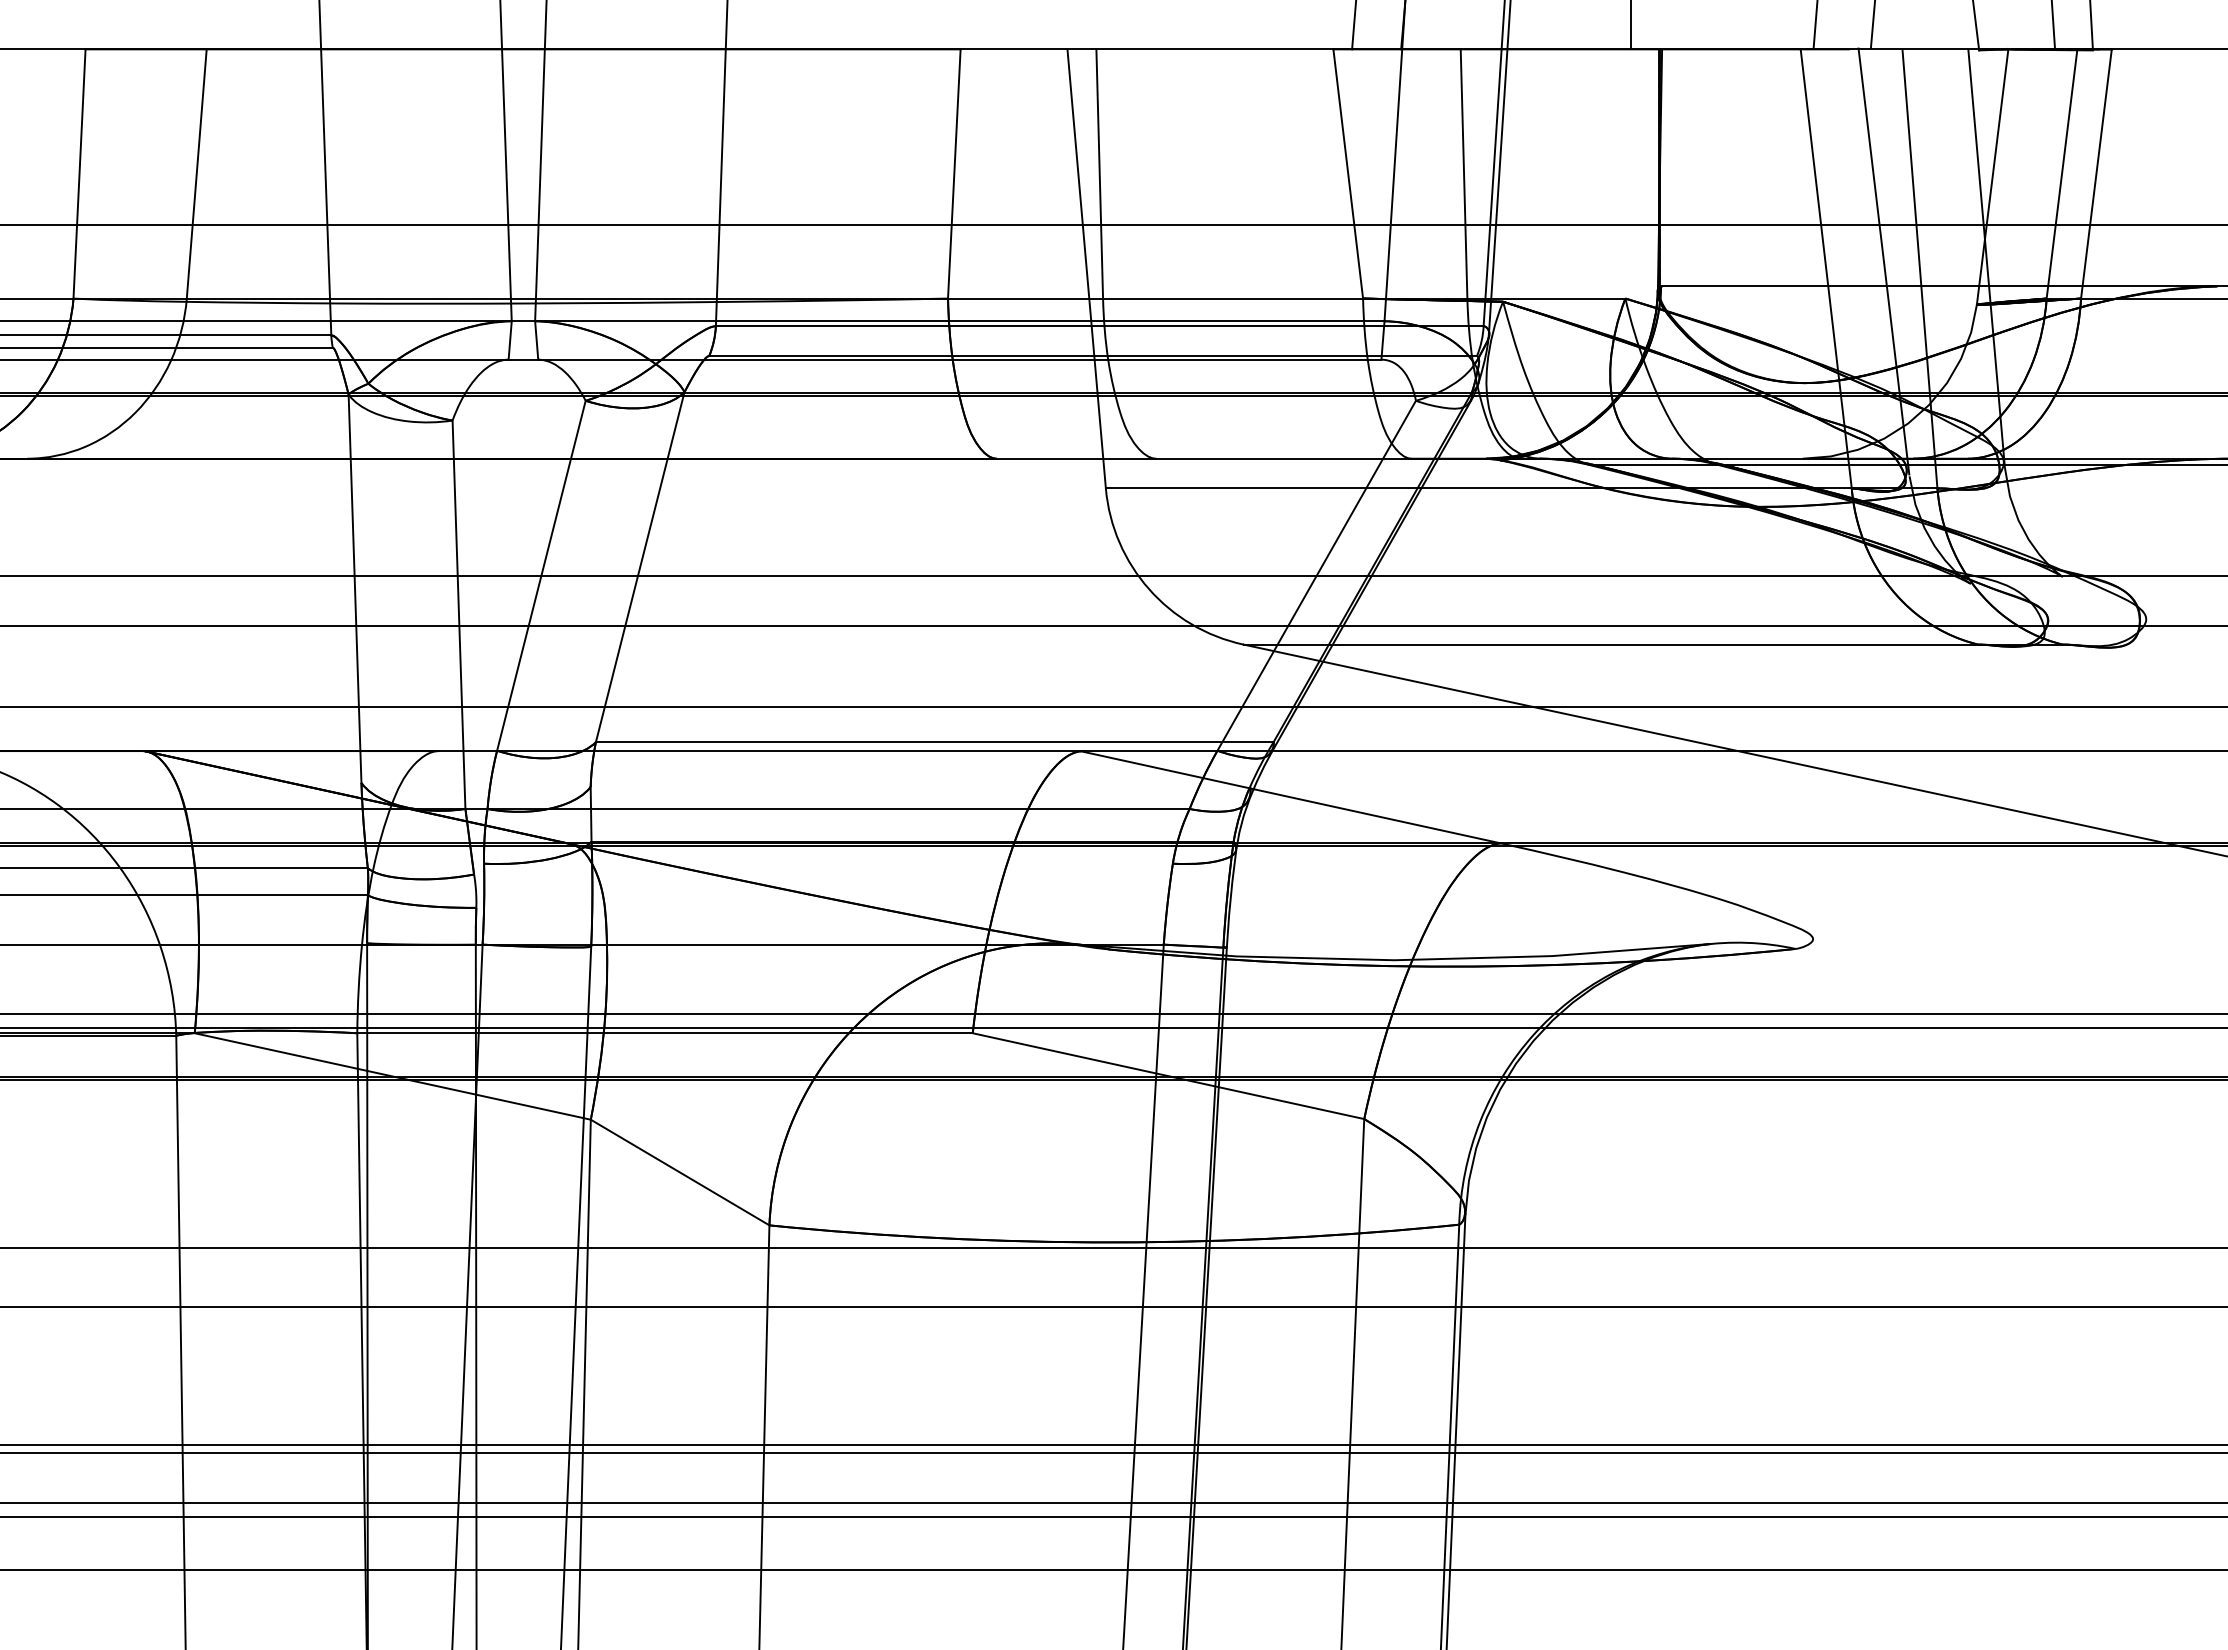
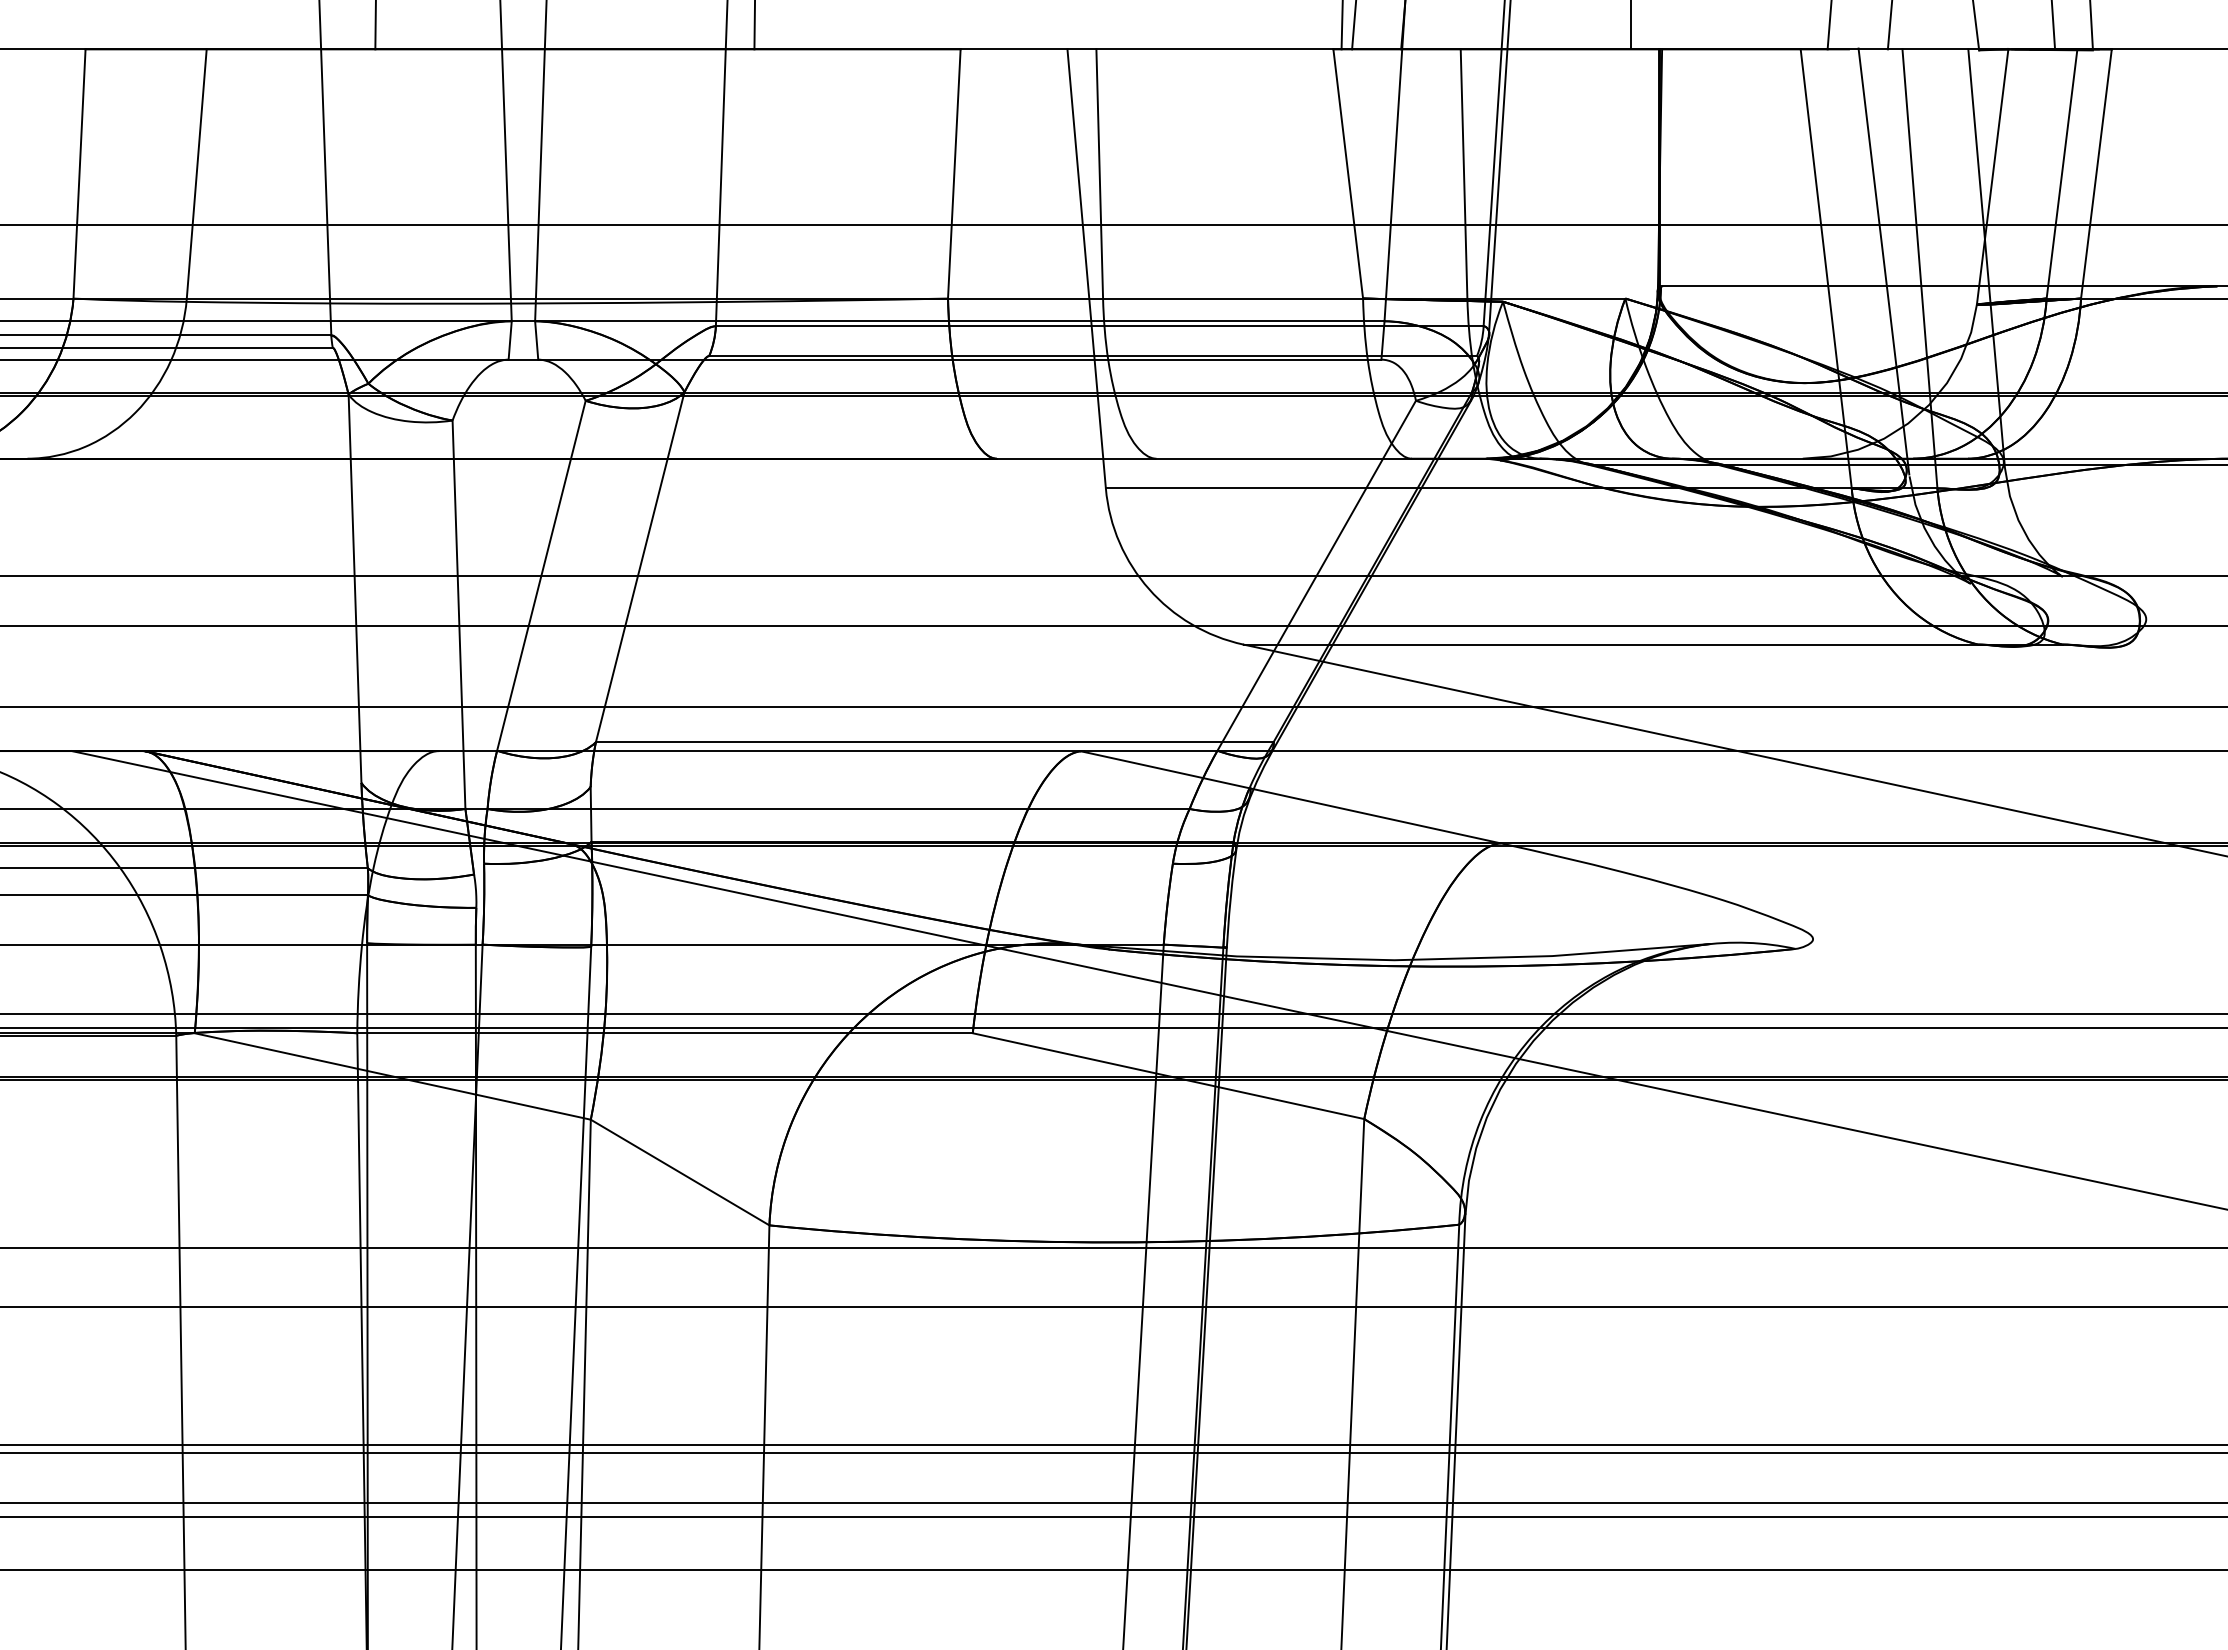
line: none -> present (375, 25)
line: none -> present (754, 25)
line: none -> present (1341, 25)
line position: (1815, 25) -> (1829, 25) (1829, 25)
line position: (1872, 25) -> (1889, 25) (1889, 25)
line: none -> present (1147, 980)
